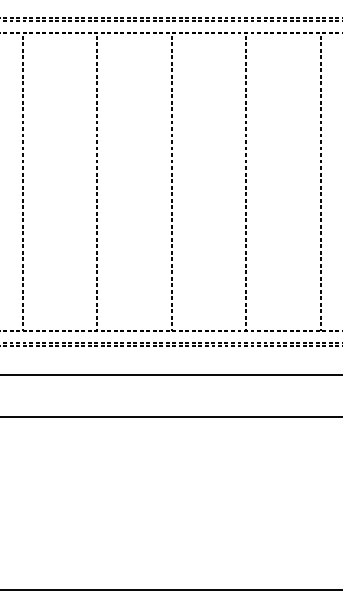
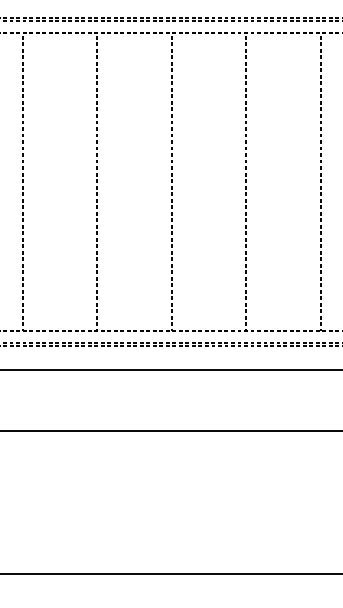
line position: (170, 375) -> (170, 370) (170, 370)
line position: (170, 417) -> (170, 431) (170, 431)
line position: (170, 589) -> (170, 573) (170, 573)
